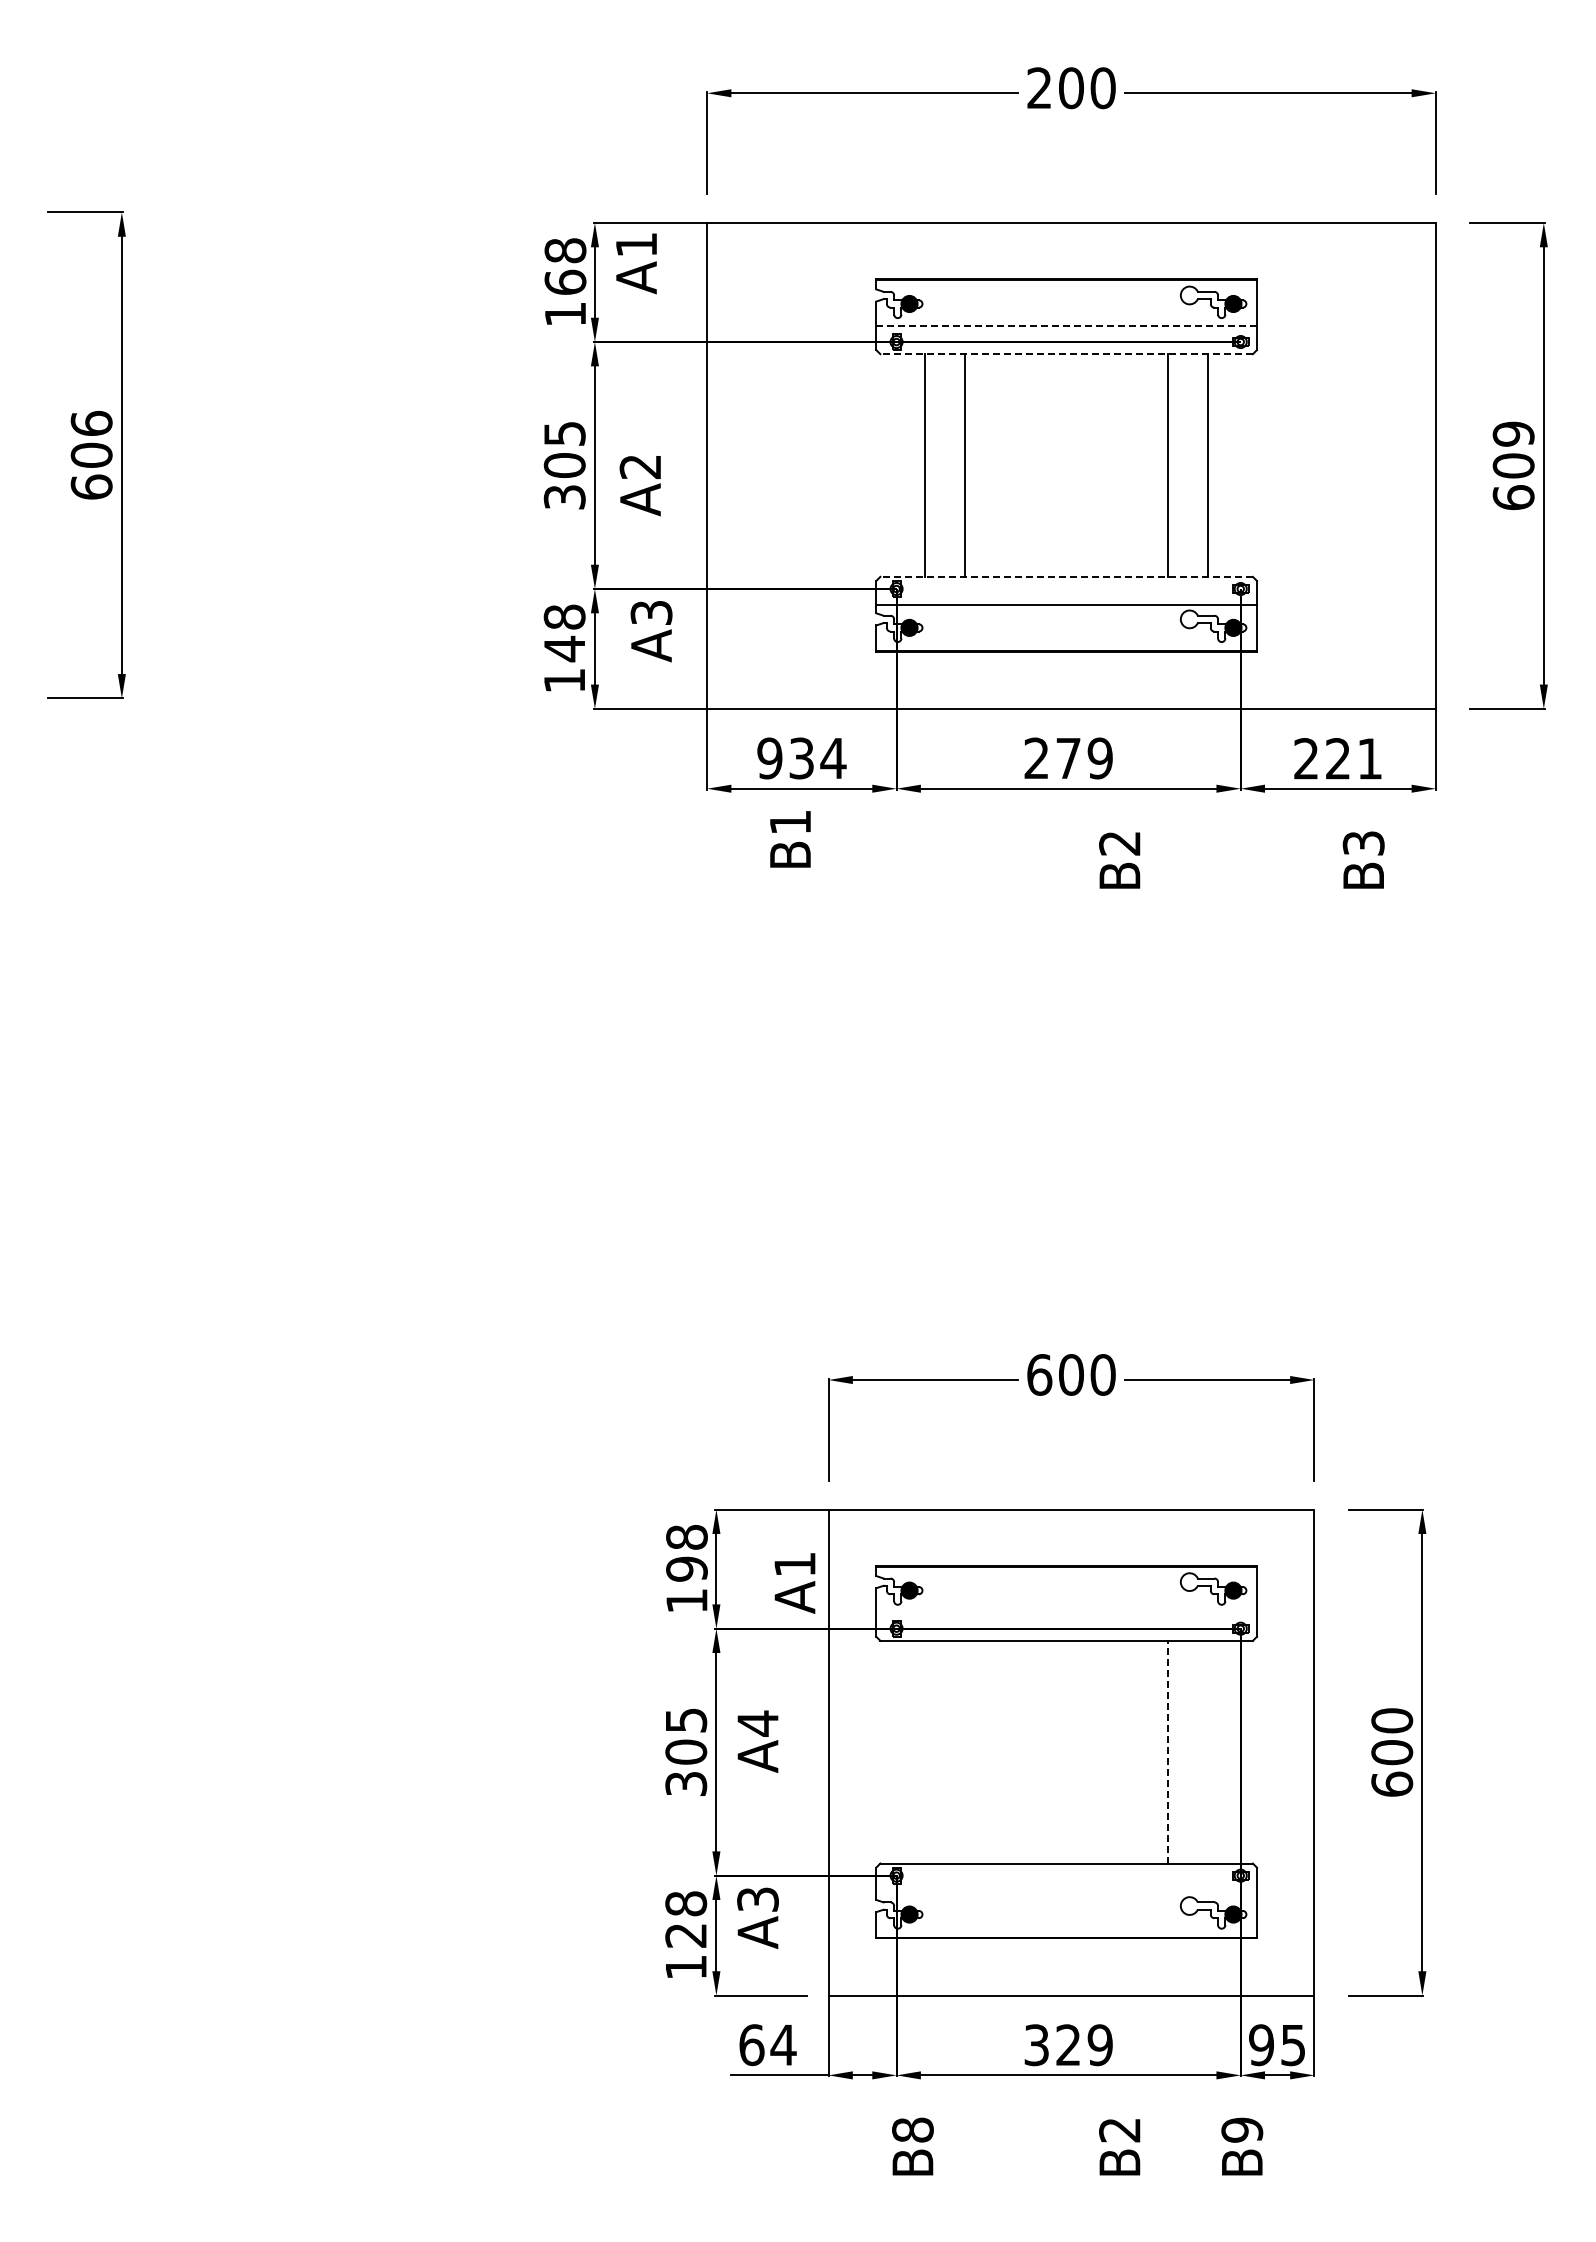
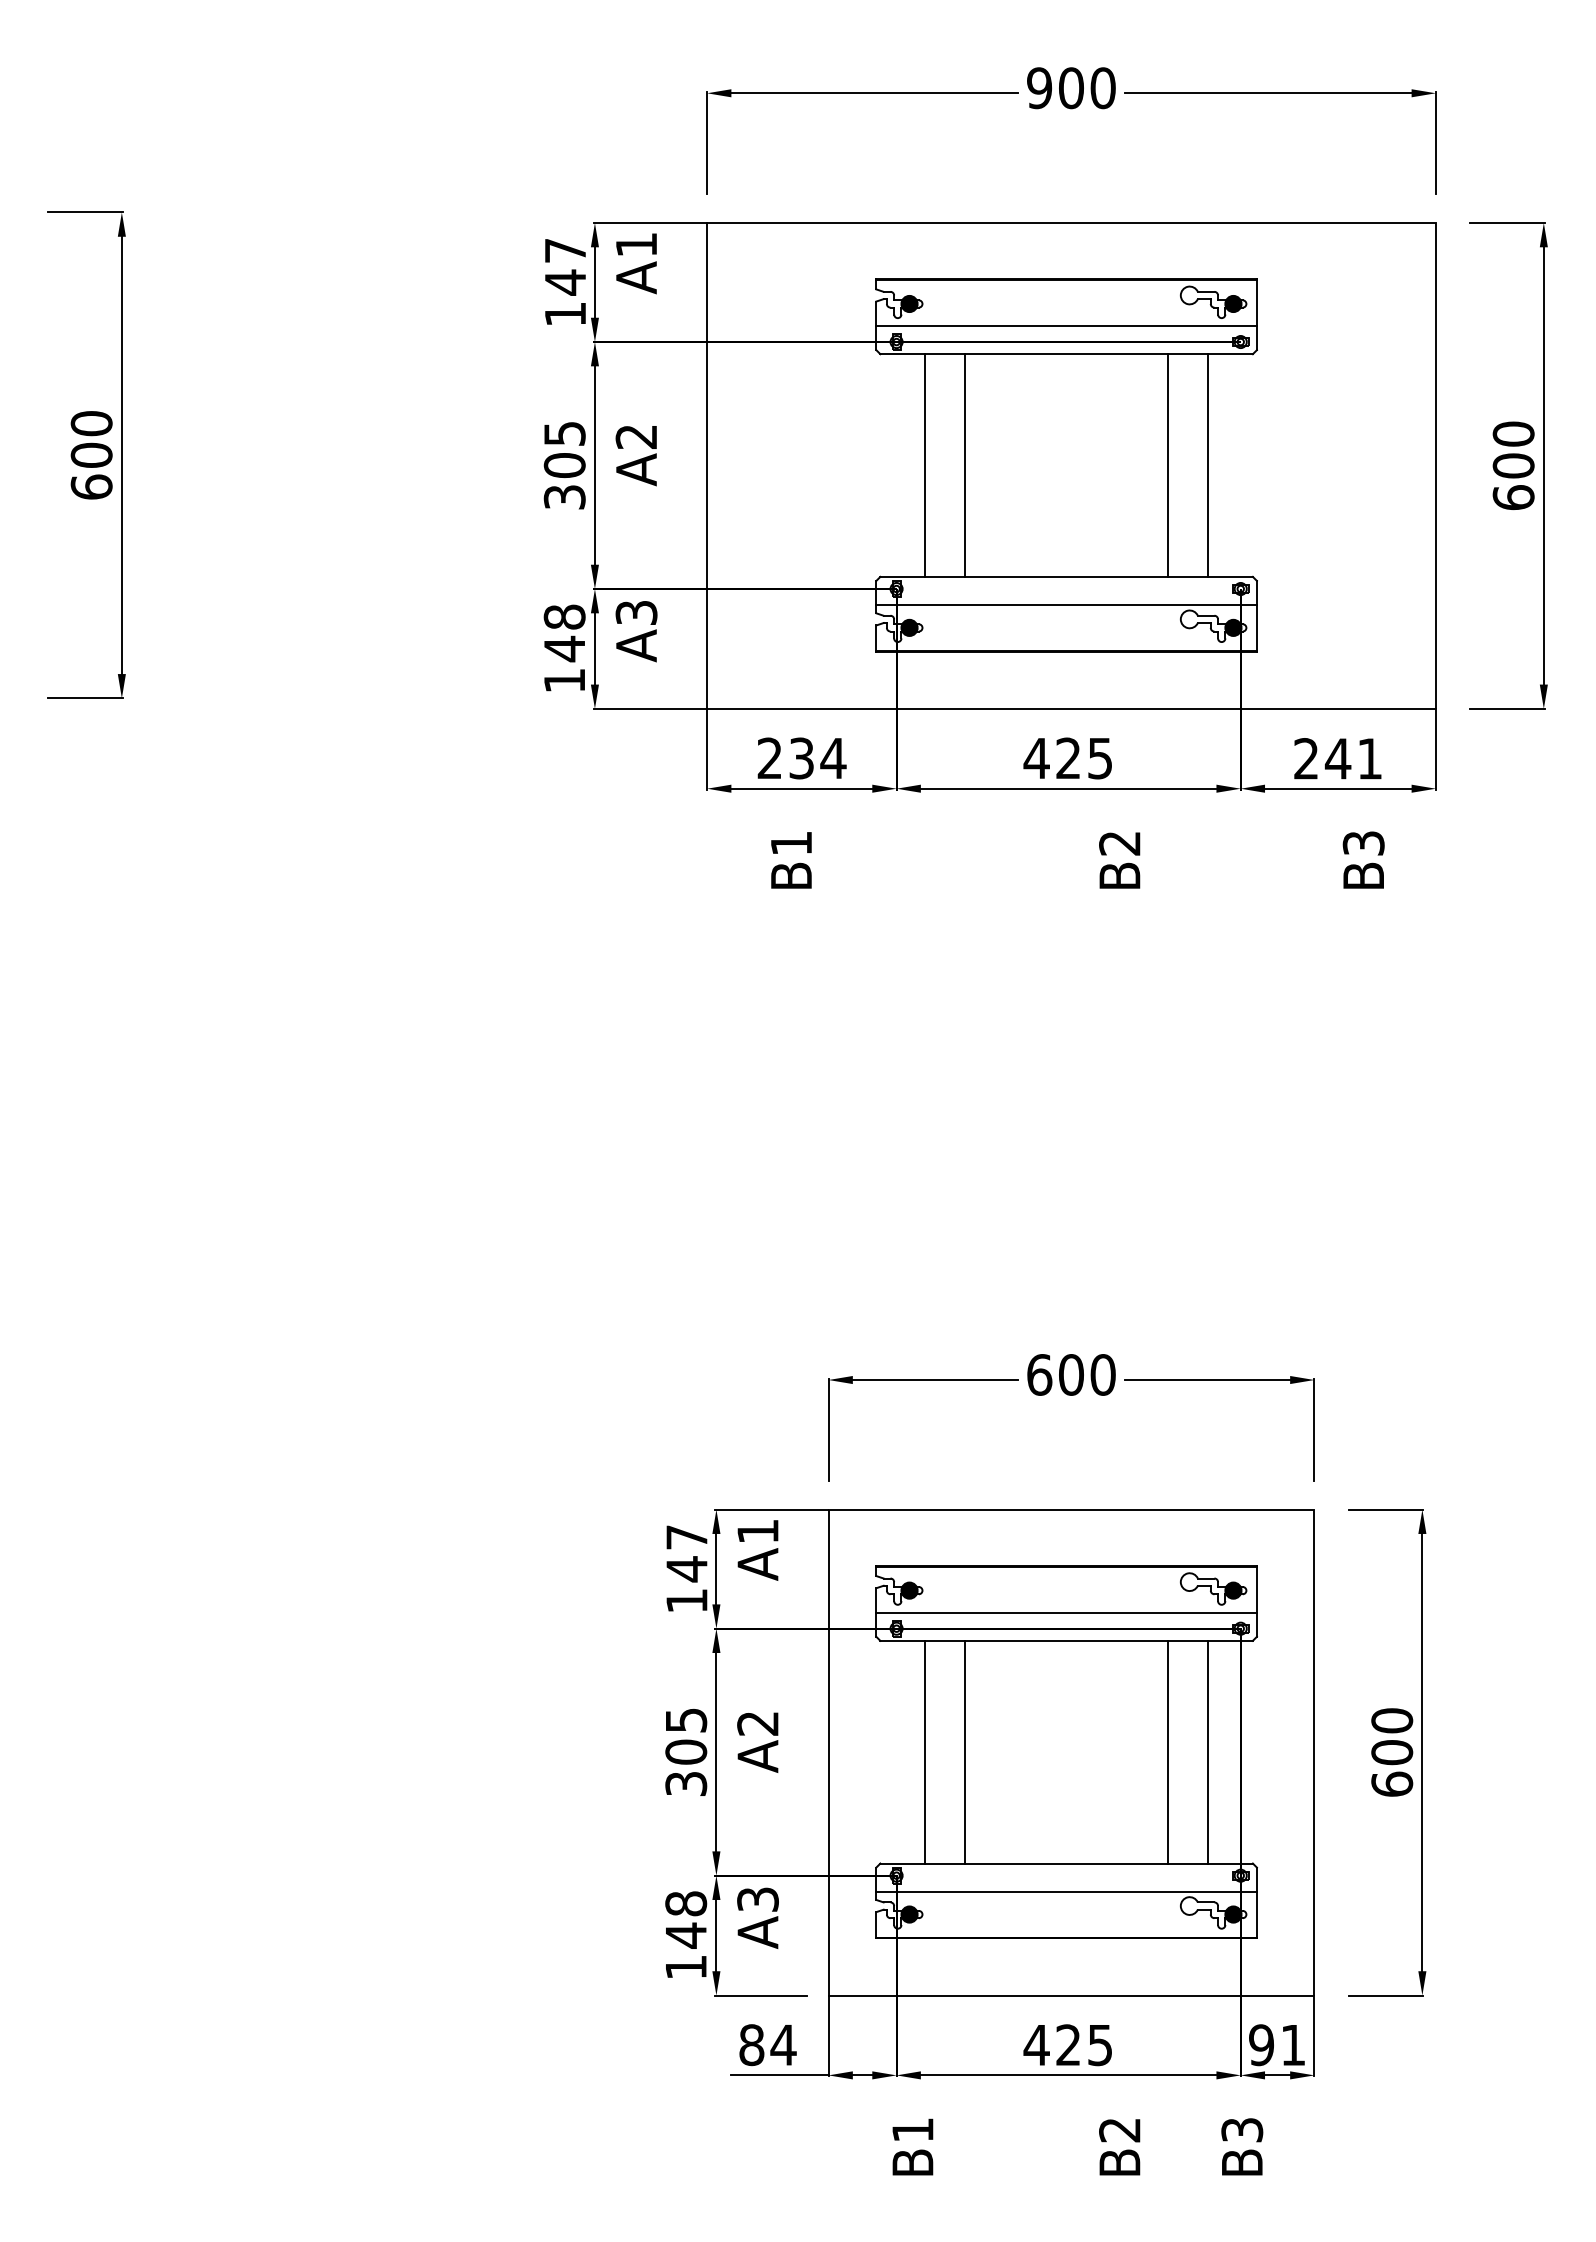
text: 200 -> 900 (1039, 88)
text: 168 -> 147 (565, 266)
line: dashed -> solid (1066, 325)
line: dashed -> solid (1066, 354)
text: 606 -> 600 (91, 423)
text: 609 -> 600 (1513, 433)
text position: (639, 486) -> (635, 456) (635, 456)
line: dashed -> solid (1066, 576)
text position: (651, 631) -> (636, 631) (636, 631)
text: 934 -> 234 (769, 758)
text: 279 -> 425 (1067, 758)
text: 221 -> 241 (1337, 758)
text position: (790, 839) -> (791, 860) (791, 860)
text: 198 -> 147 (686, 1553)
text position: (794, 1583) -> (757, 1550) (757, 1550)
line: none -> present (1066, 1612)
text: A4 -> A2 (757, 1723)
line: none -> present (924, 1751)
line: none -> present (965, 1751)
line: dashed -> solid (1167, 1751)
line: none -> present (1208, 1751)
line: none -> present (1066, 1891)
text: 128 -> 148 (685, 1935)
text: 64 -> 84 (751, 2044)
text: 329 -> 425 (1067, 2045)
text: 95 -> 91 (1292, 2045)
text: B8 -> B1 (912, 2129)
text: B9 -> B3 (1242, 2129)
